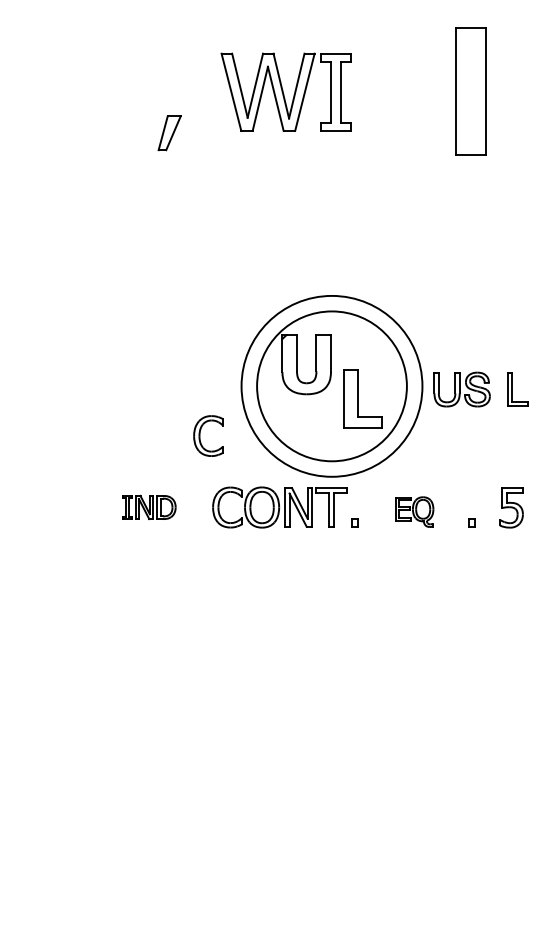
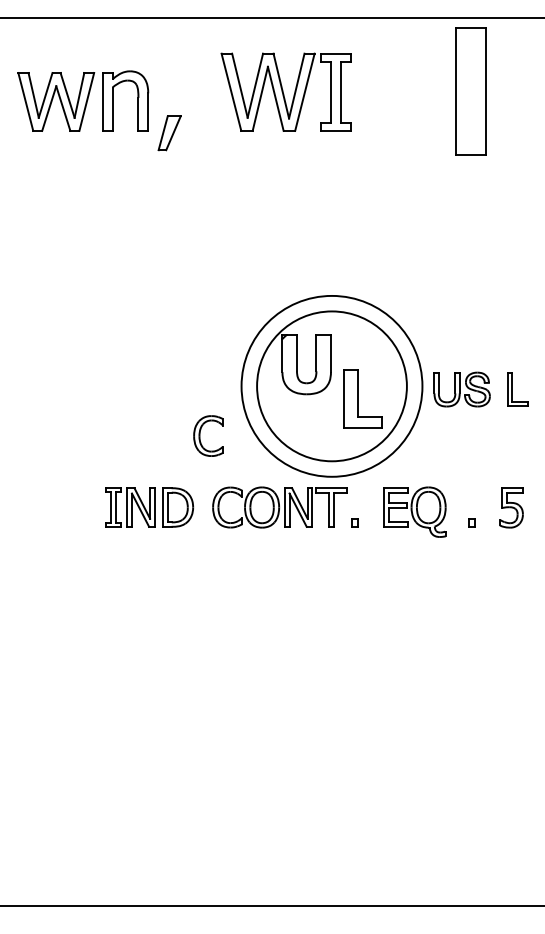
line: none -> present (271, 17)
part: none -> present (83, 100)
part size: 55x26 px -> 89x41 px (149, 507)
part size: 40x32 px -> 64x52 px (414, 511)
line: none -> present (271, 905)
